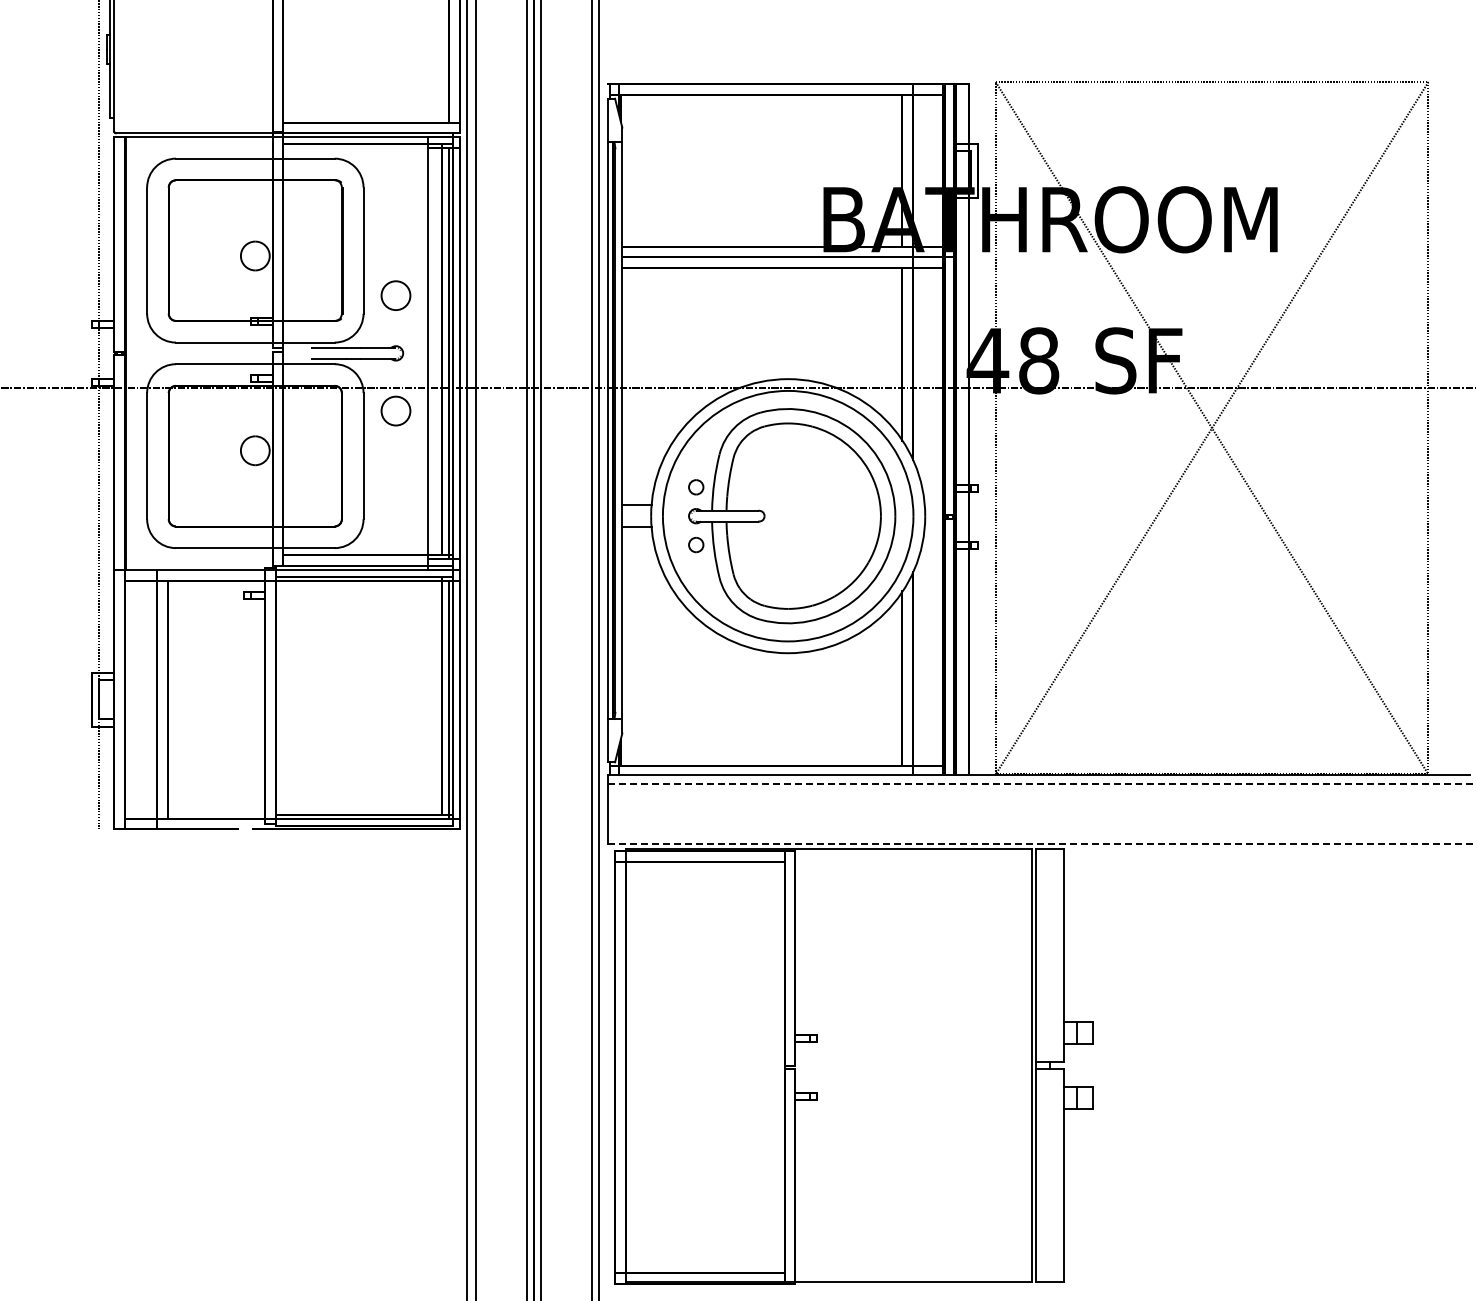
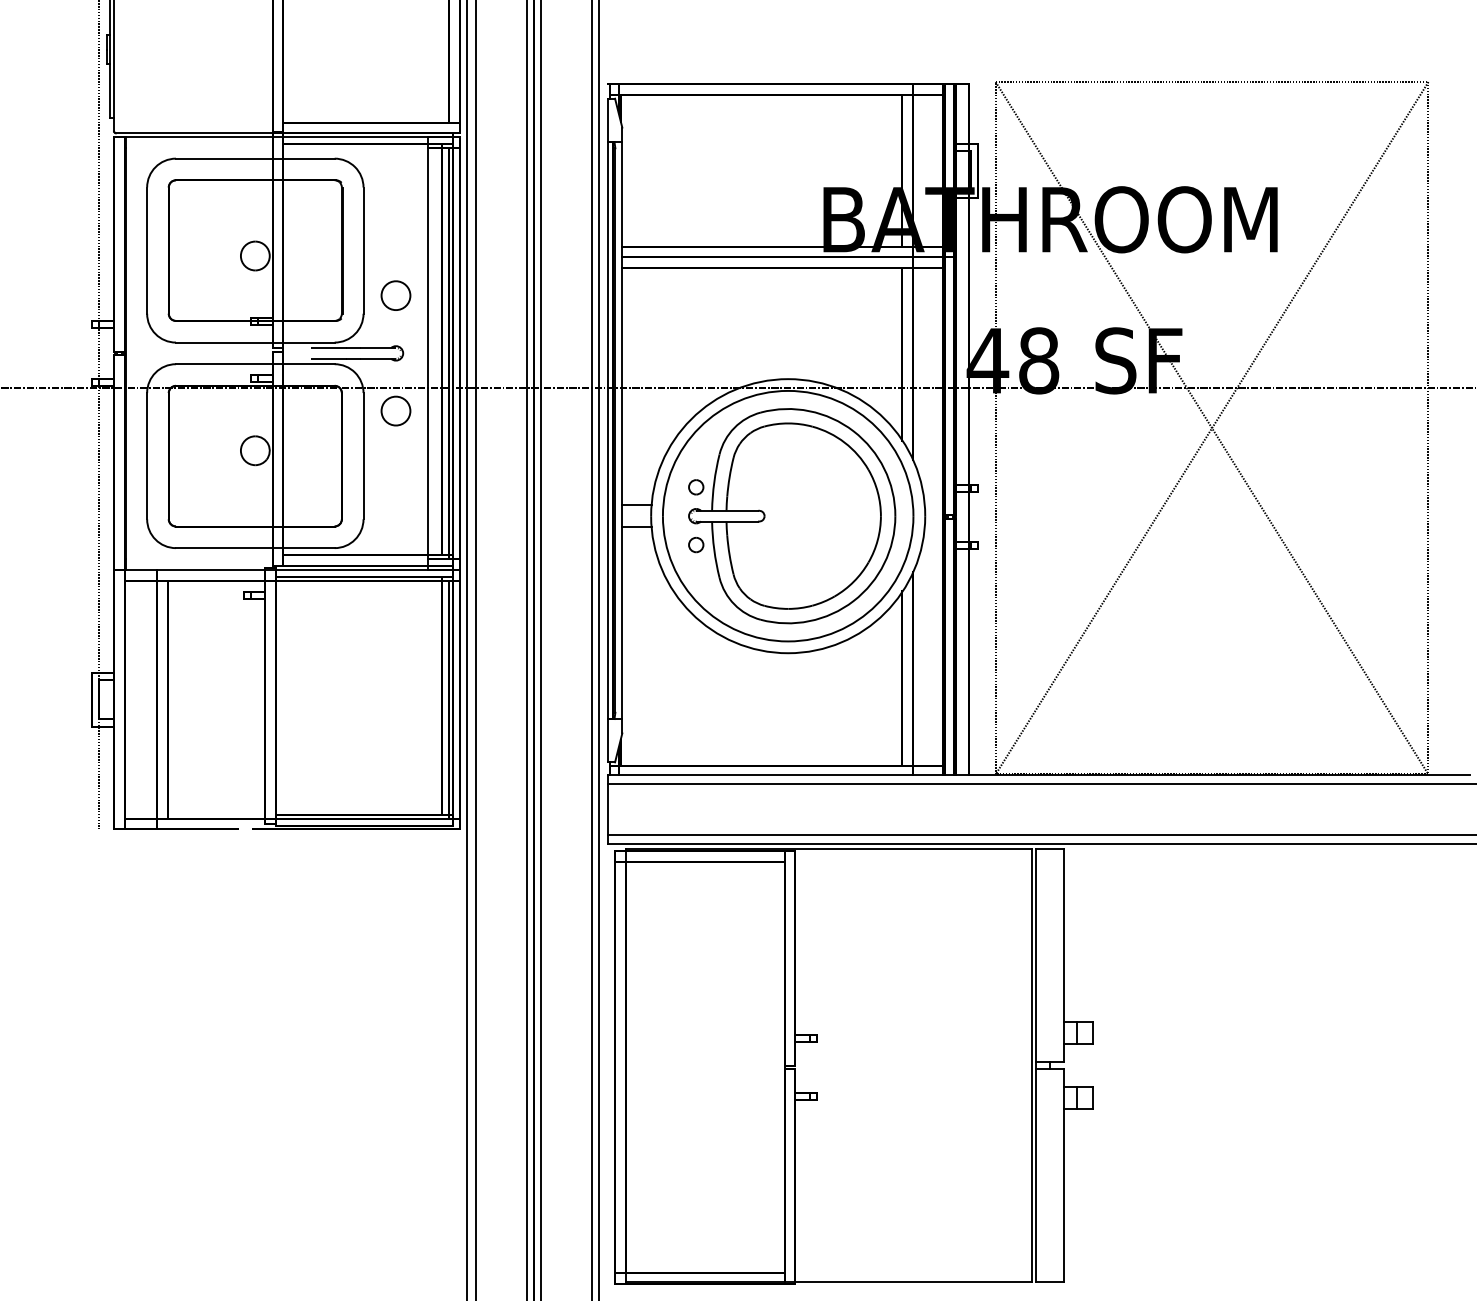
line: dashed -> solid (1042, 784)
line: none -> present (1040, 834)
line: dashed -> solid (1042, 843)
